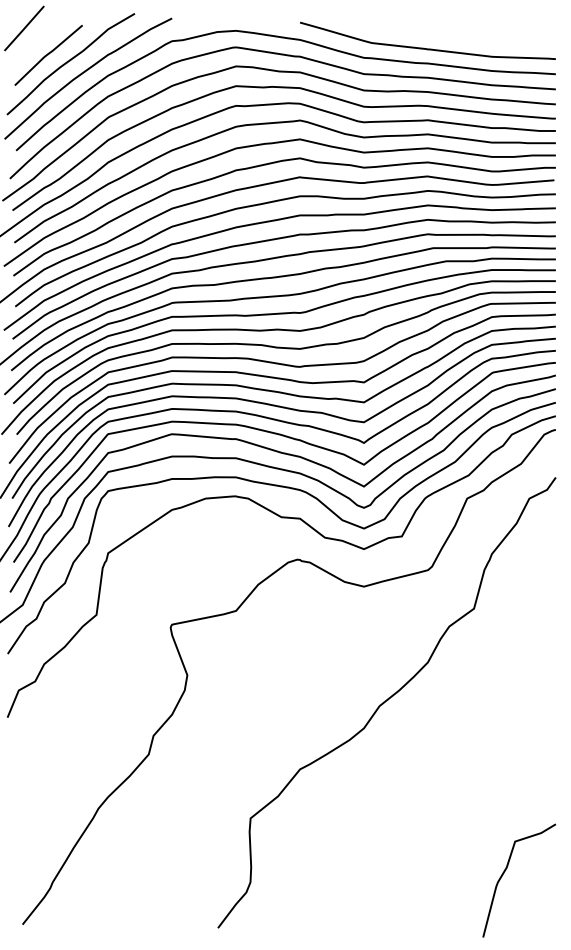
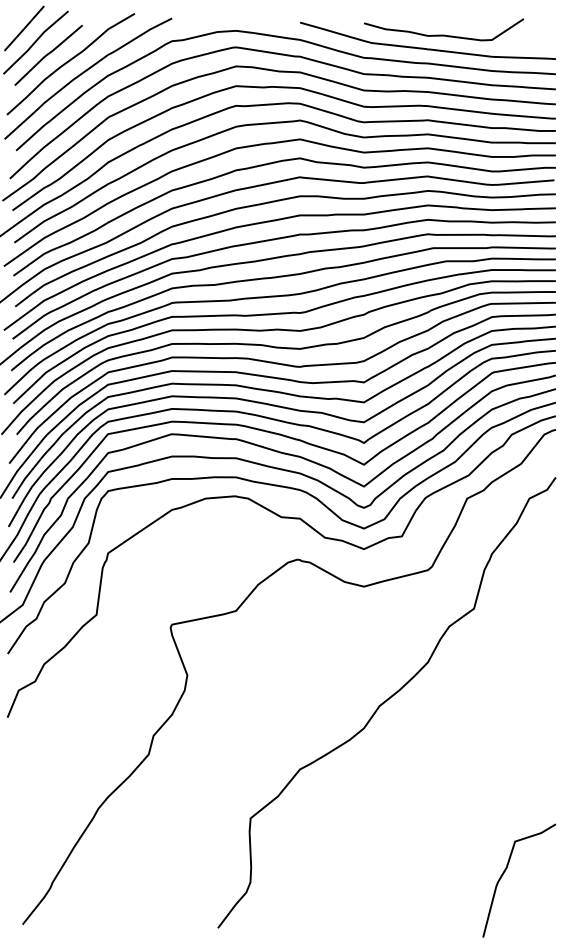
curve: none -> present (444, 34)
line: none -> present (35, 42)
